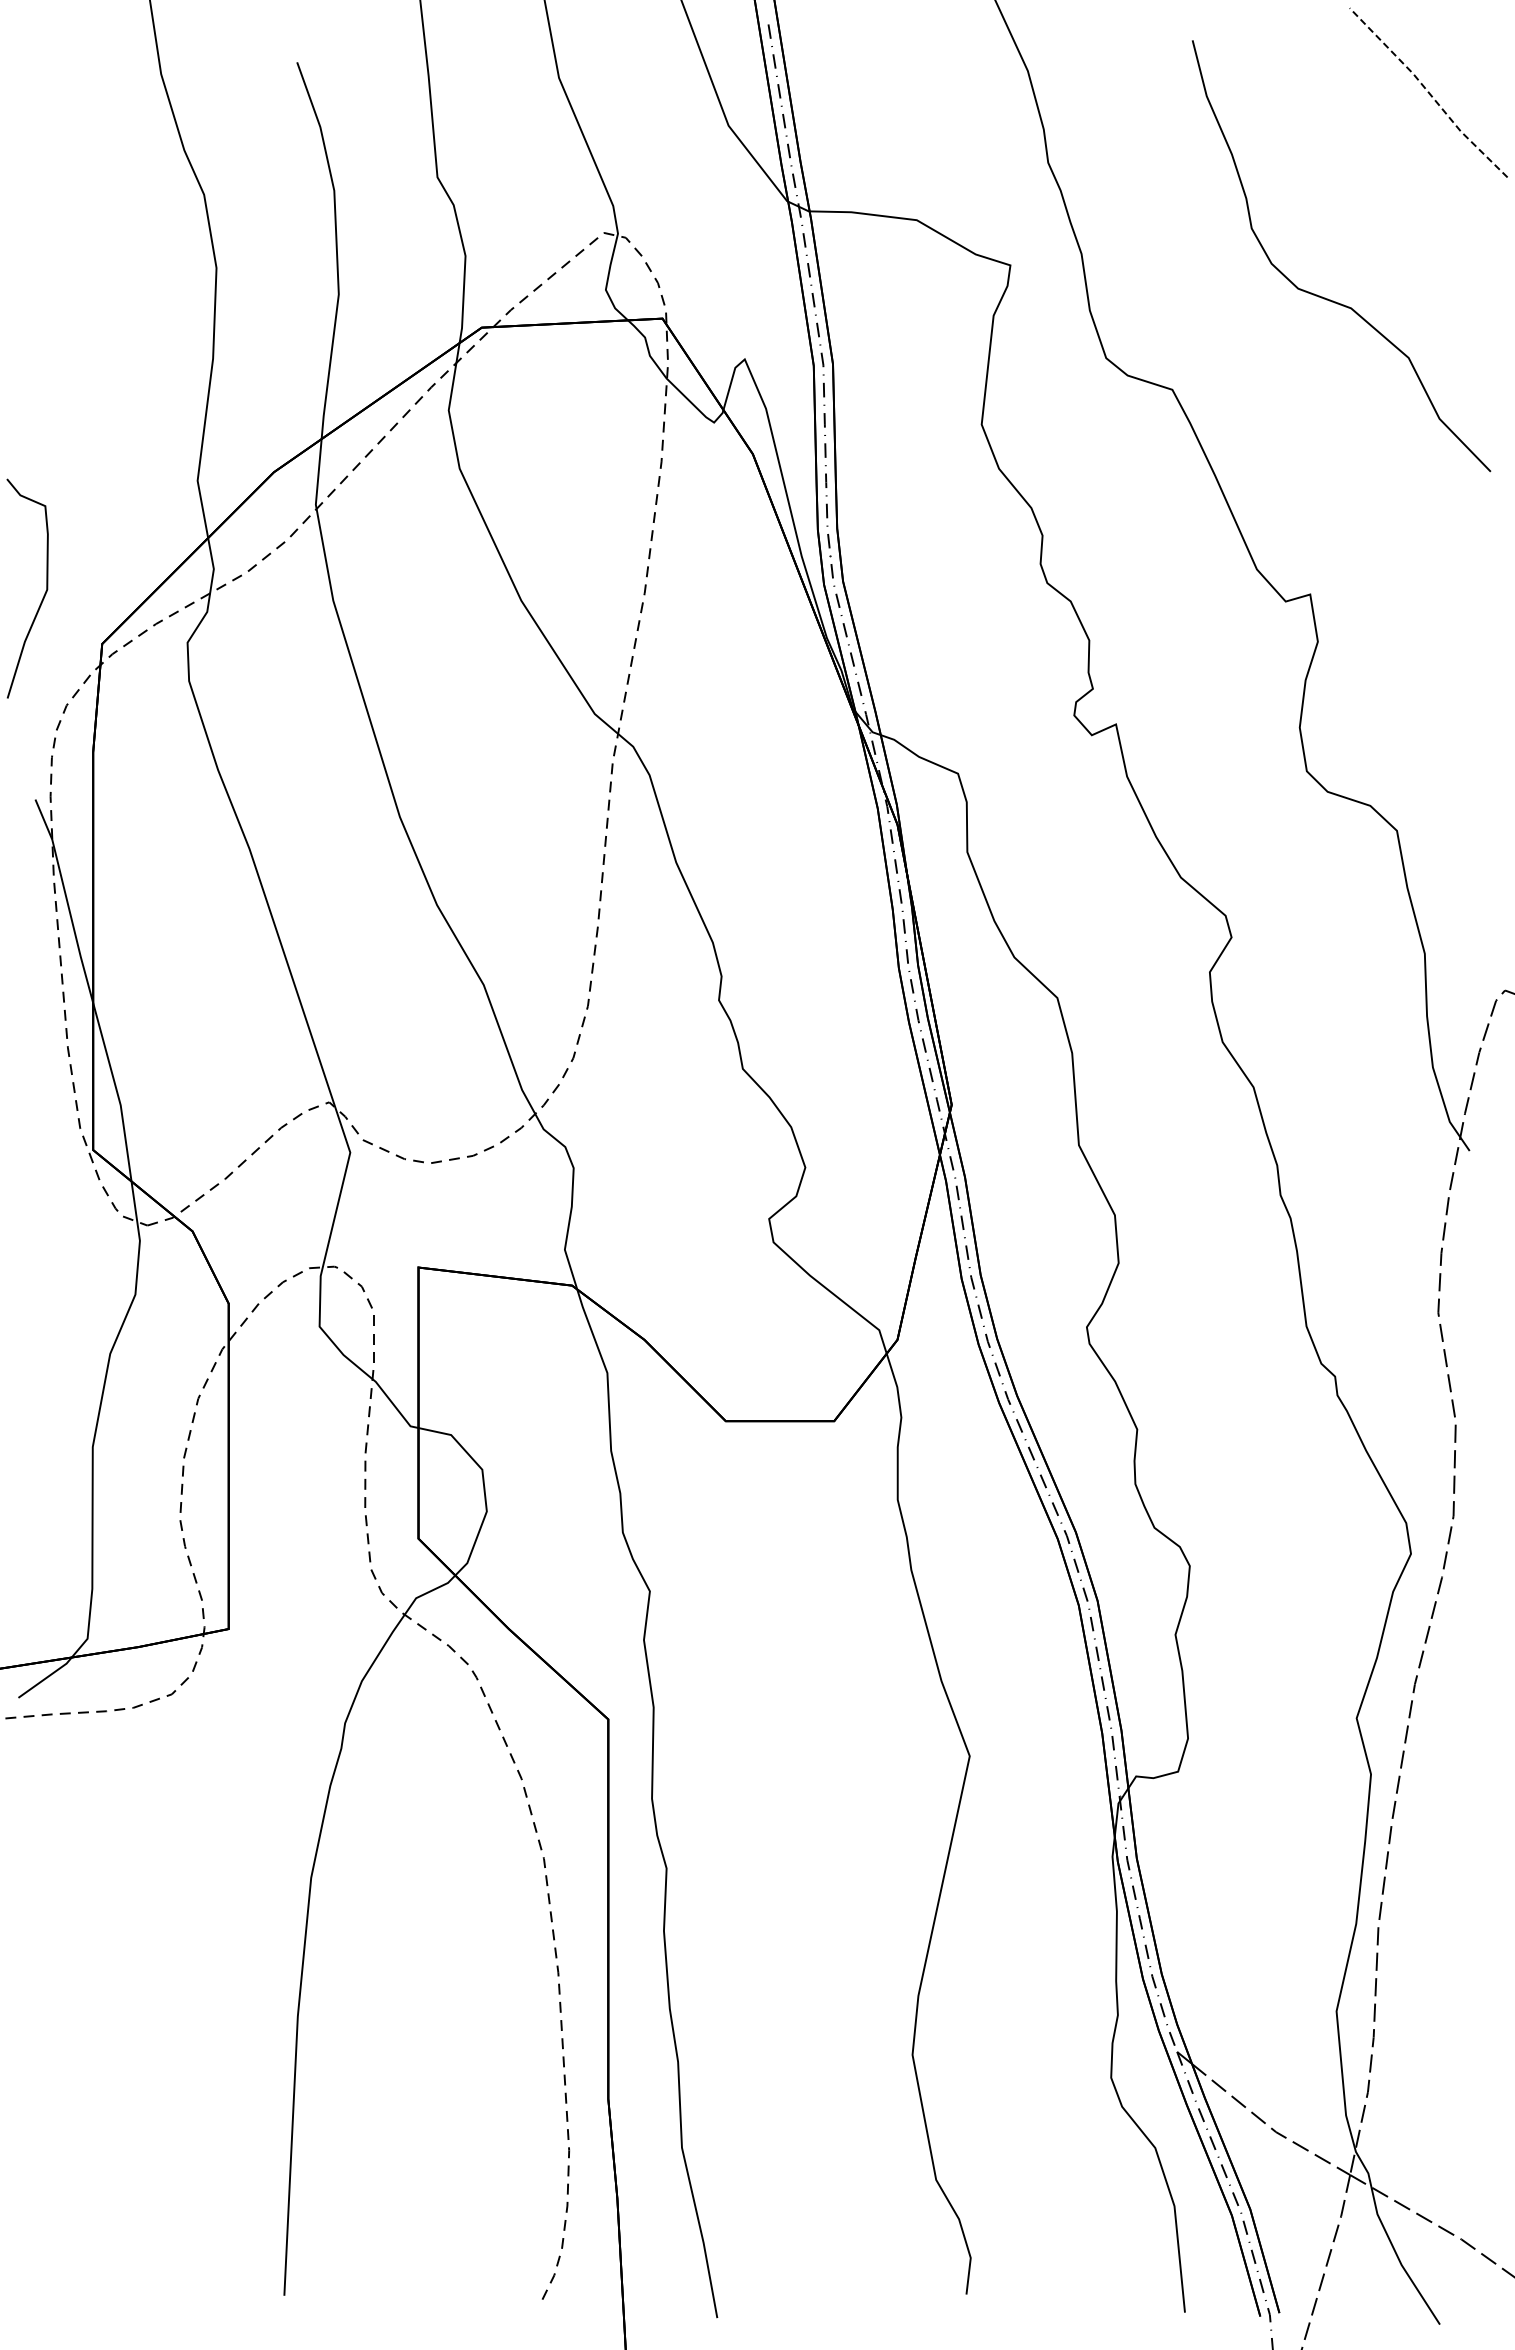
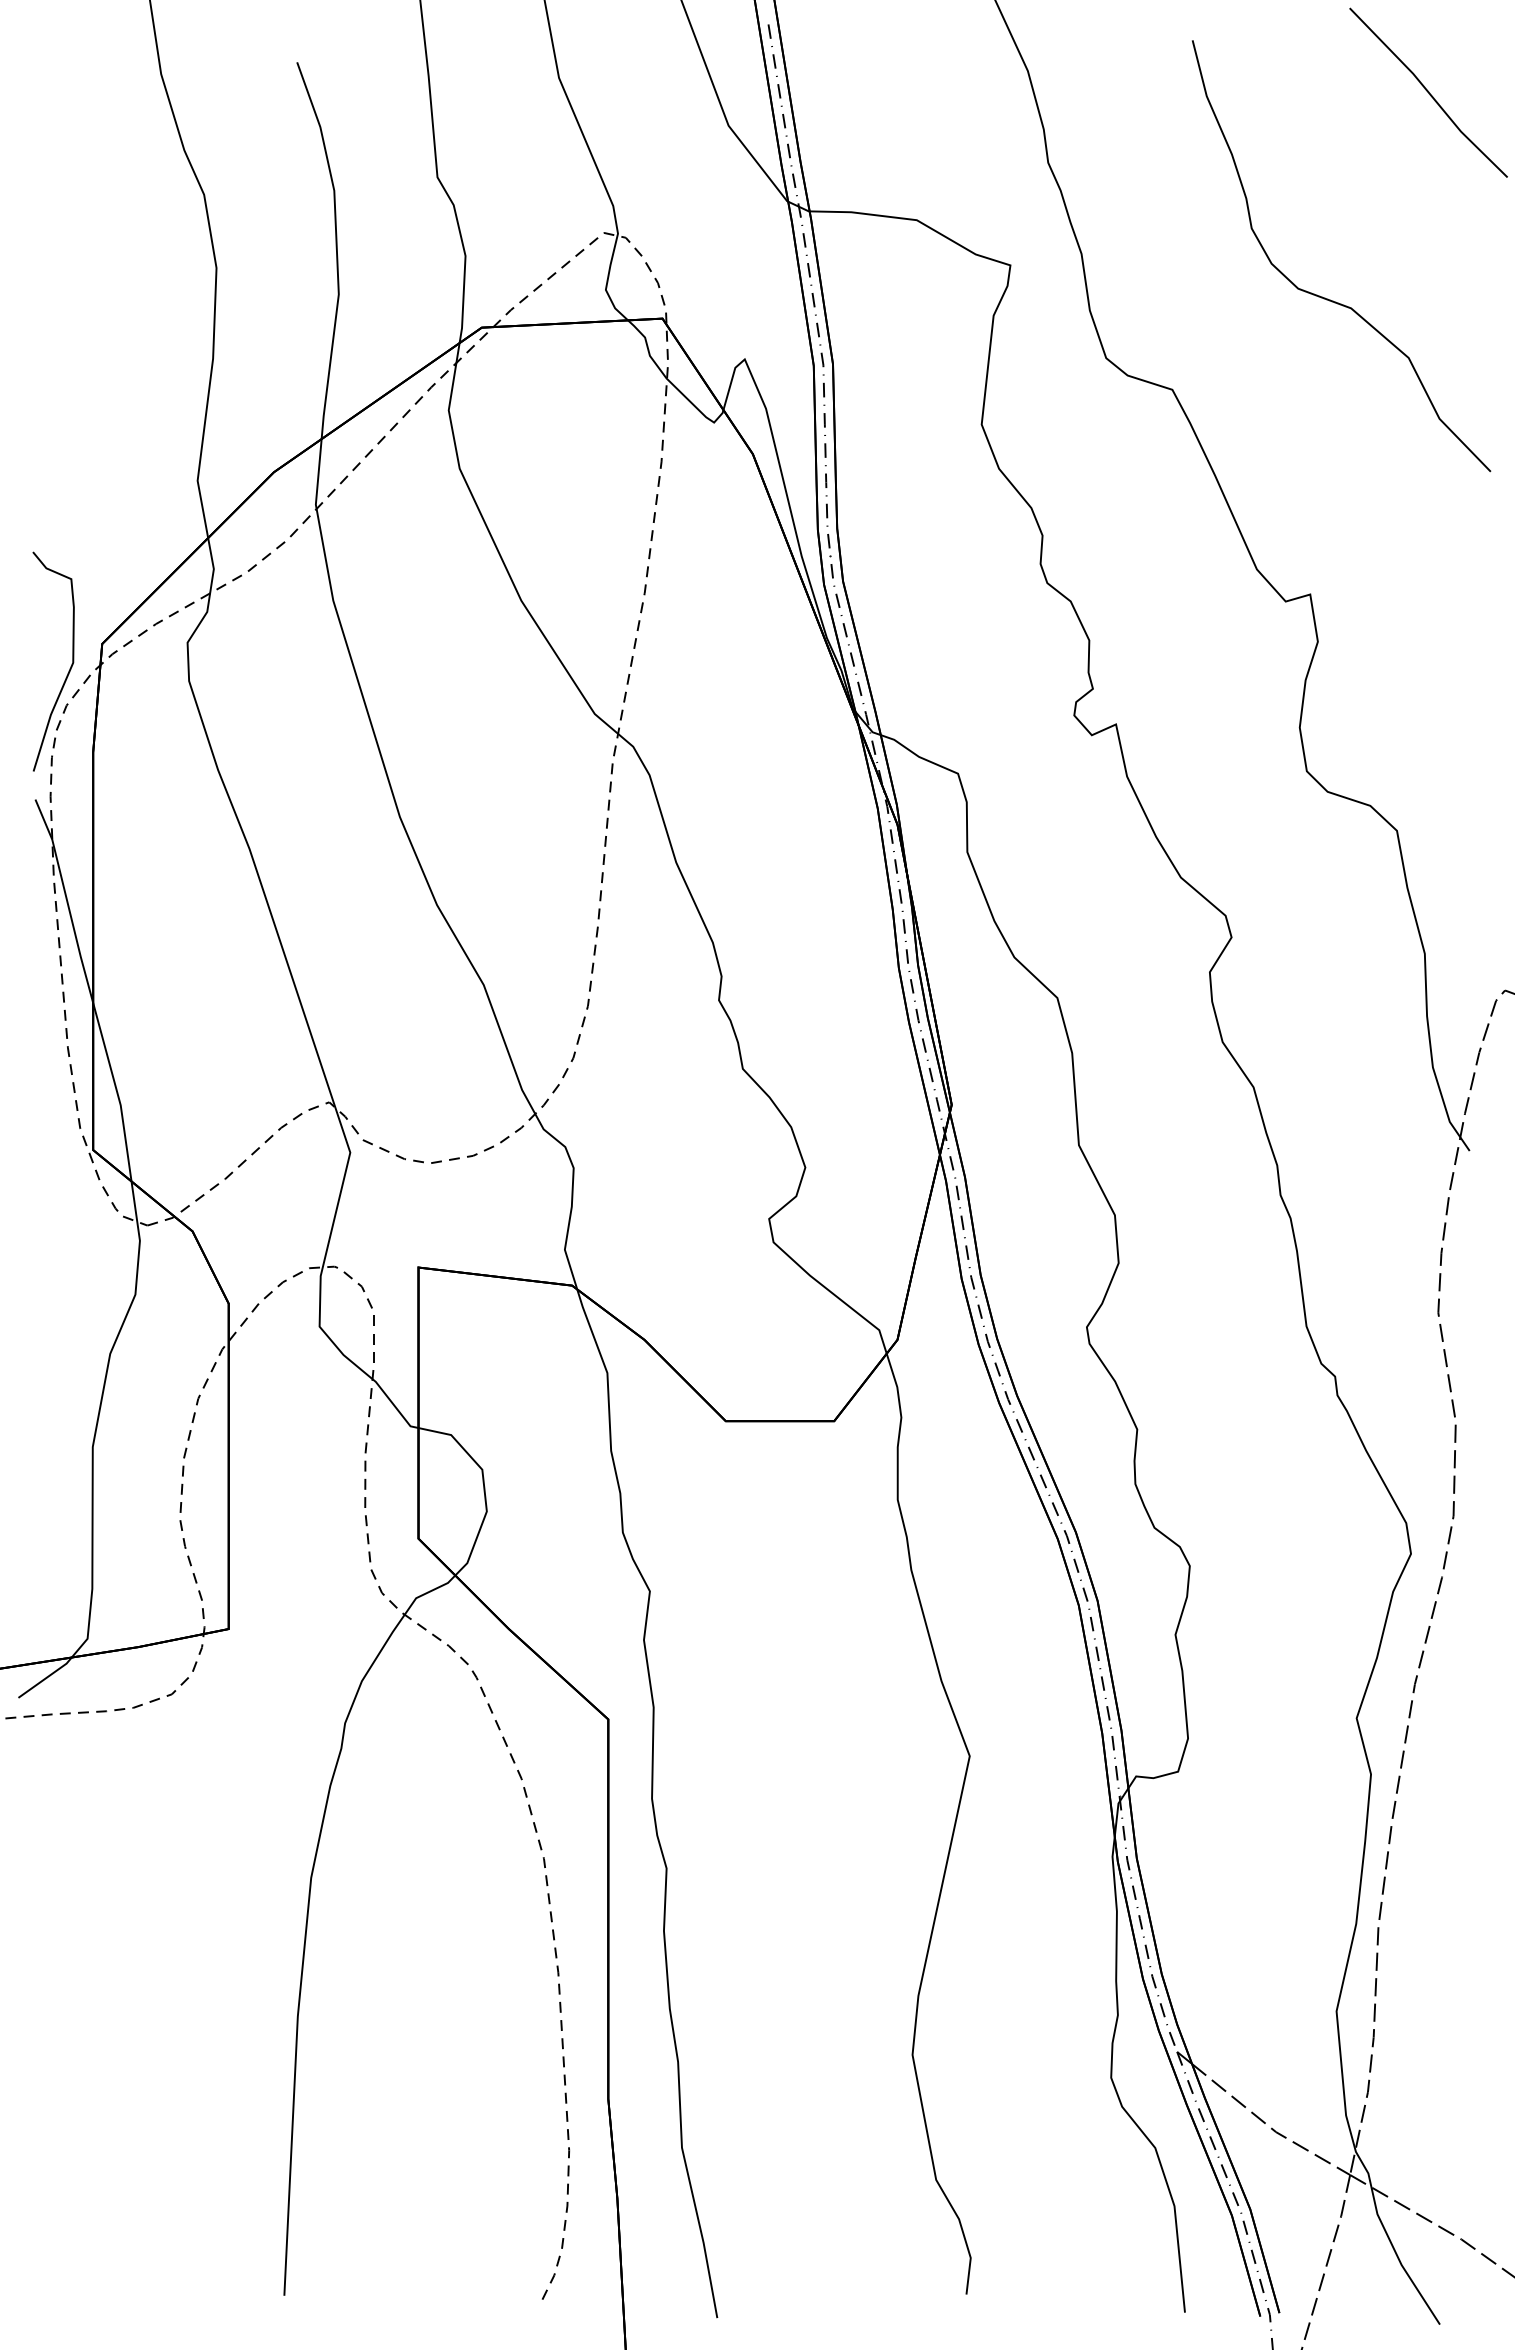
line: dashed -> solid (1428, 92)
curve position: (43, 595) -> (69, 668) (69, 668)
